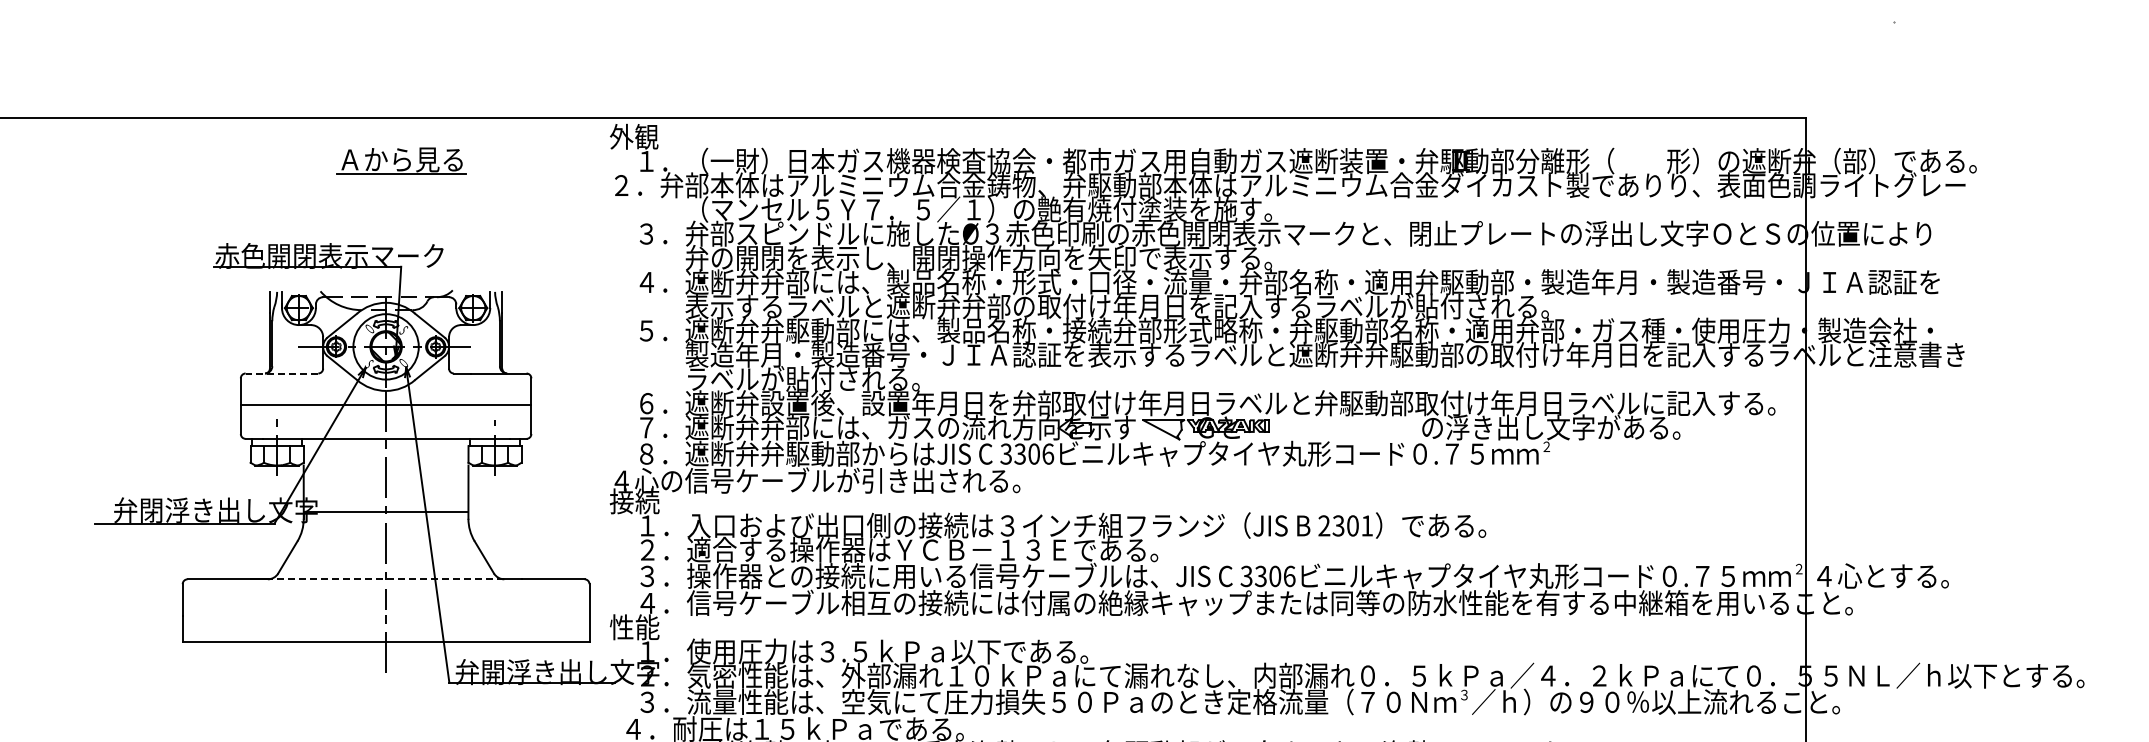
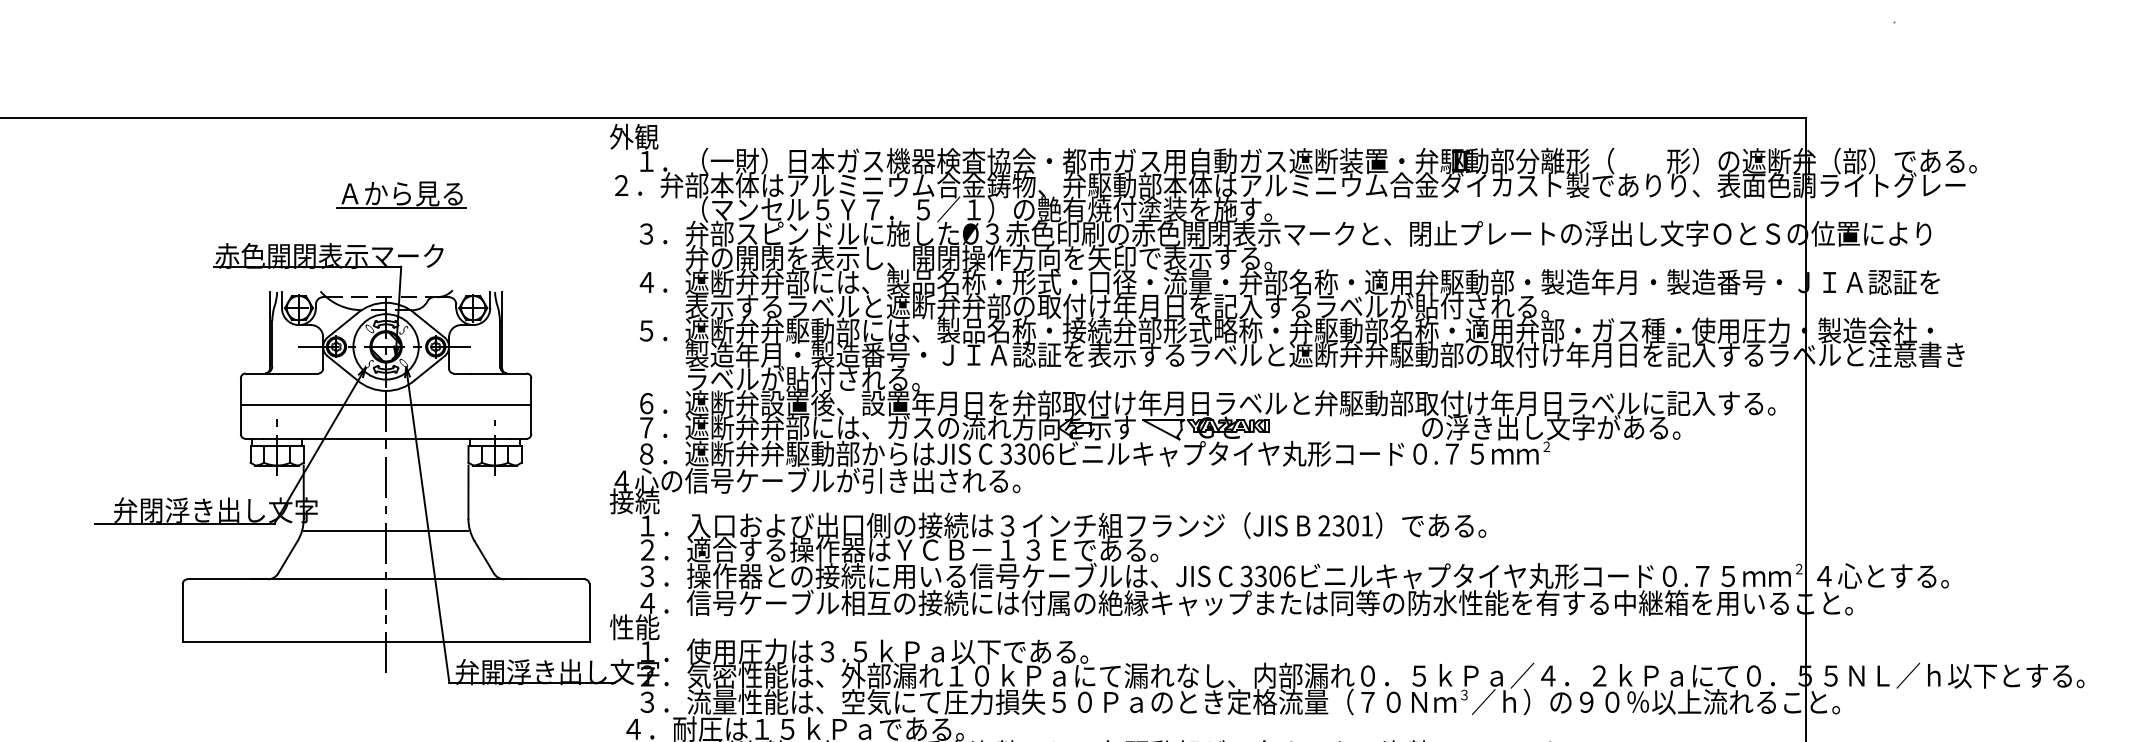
part position: (401, 160) -> (401, 194) (401, 194)
line: dashed -> solid (281, 373)
line position: (385, 511) -> (385, 530) (385, 530)
line: dashed -> solid (385, 579)
